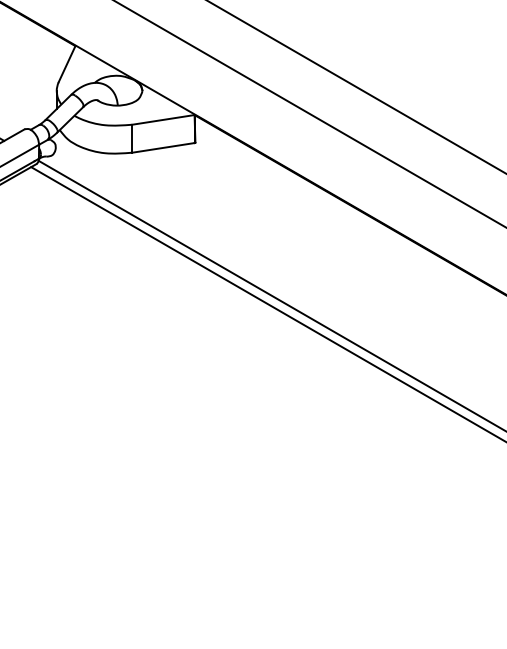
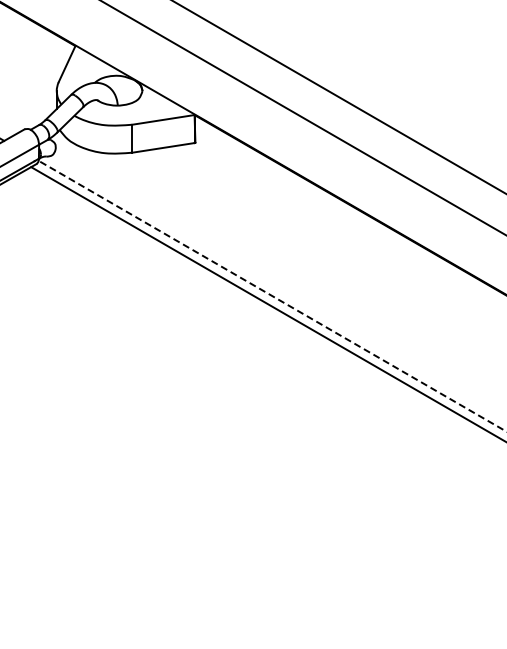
line position: (356, 87) -> (339, 97) (339, 97)
line position: (310, 114) -> (303, 118) (303, 118)
line: solid -> dashed (272, 296)
